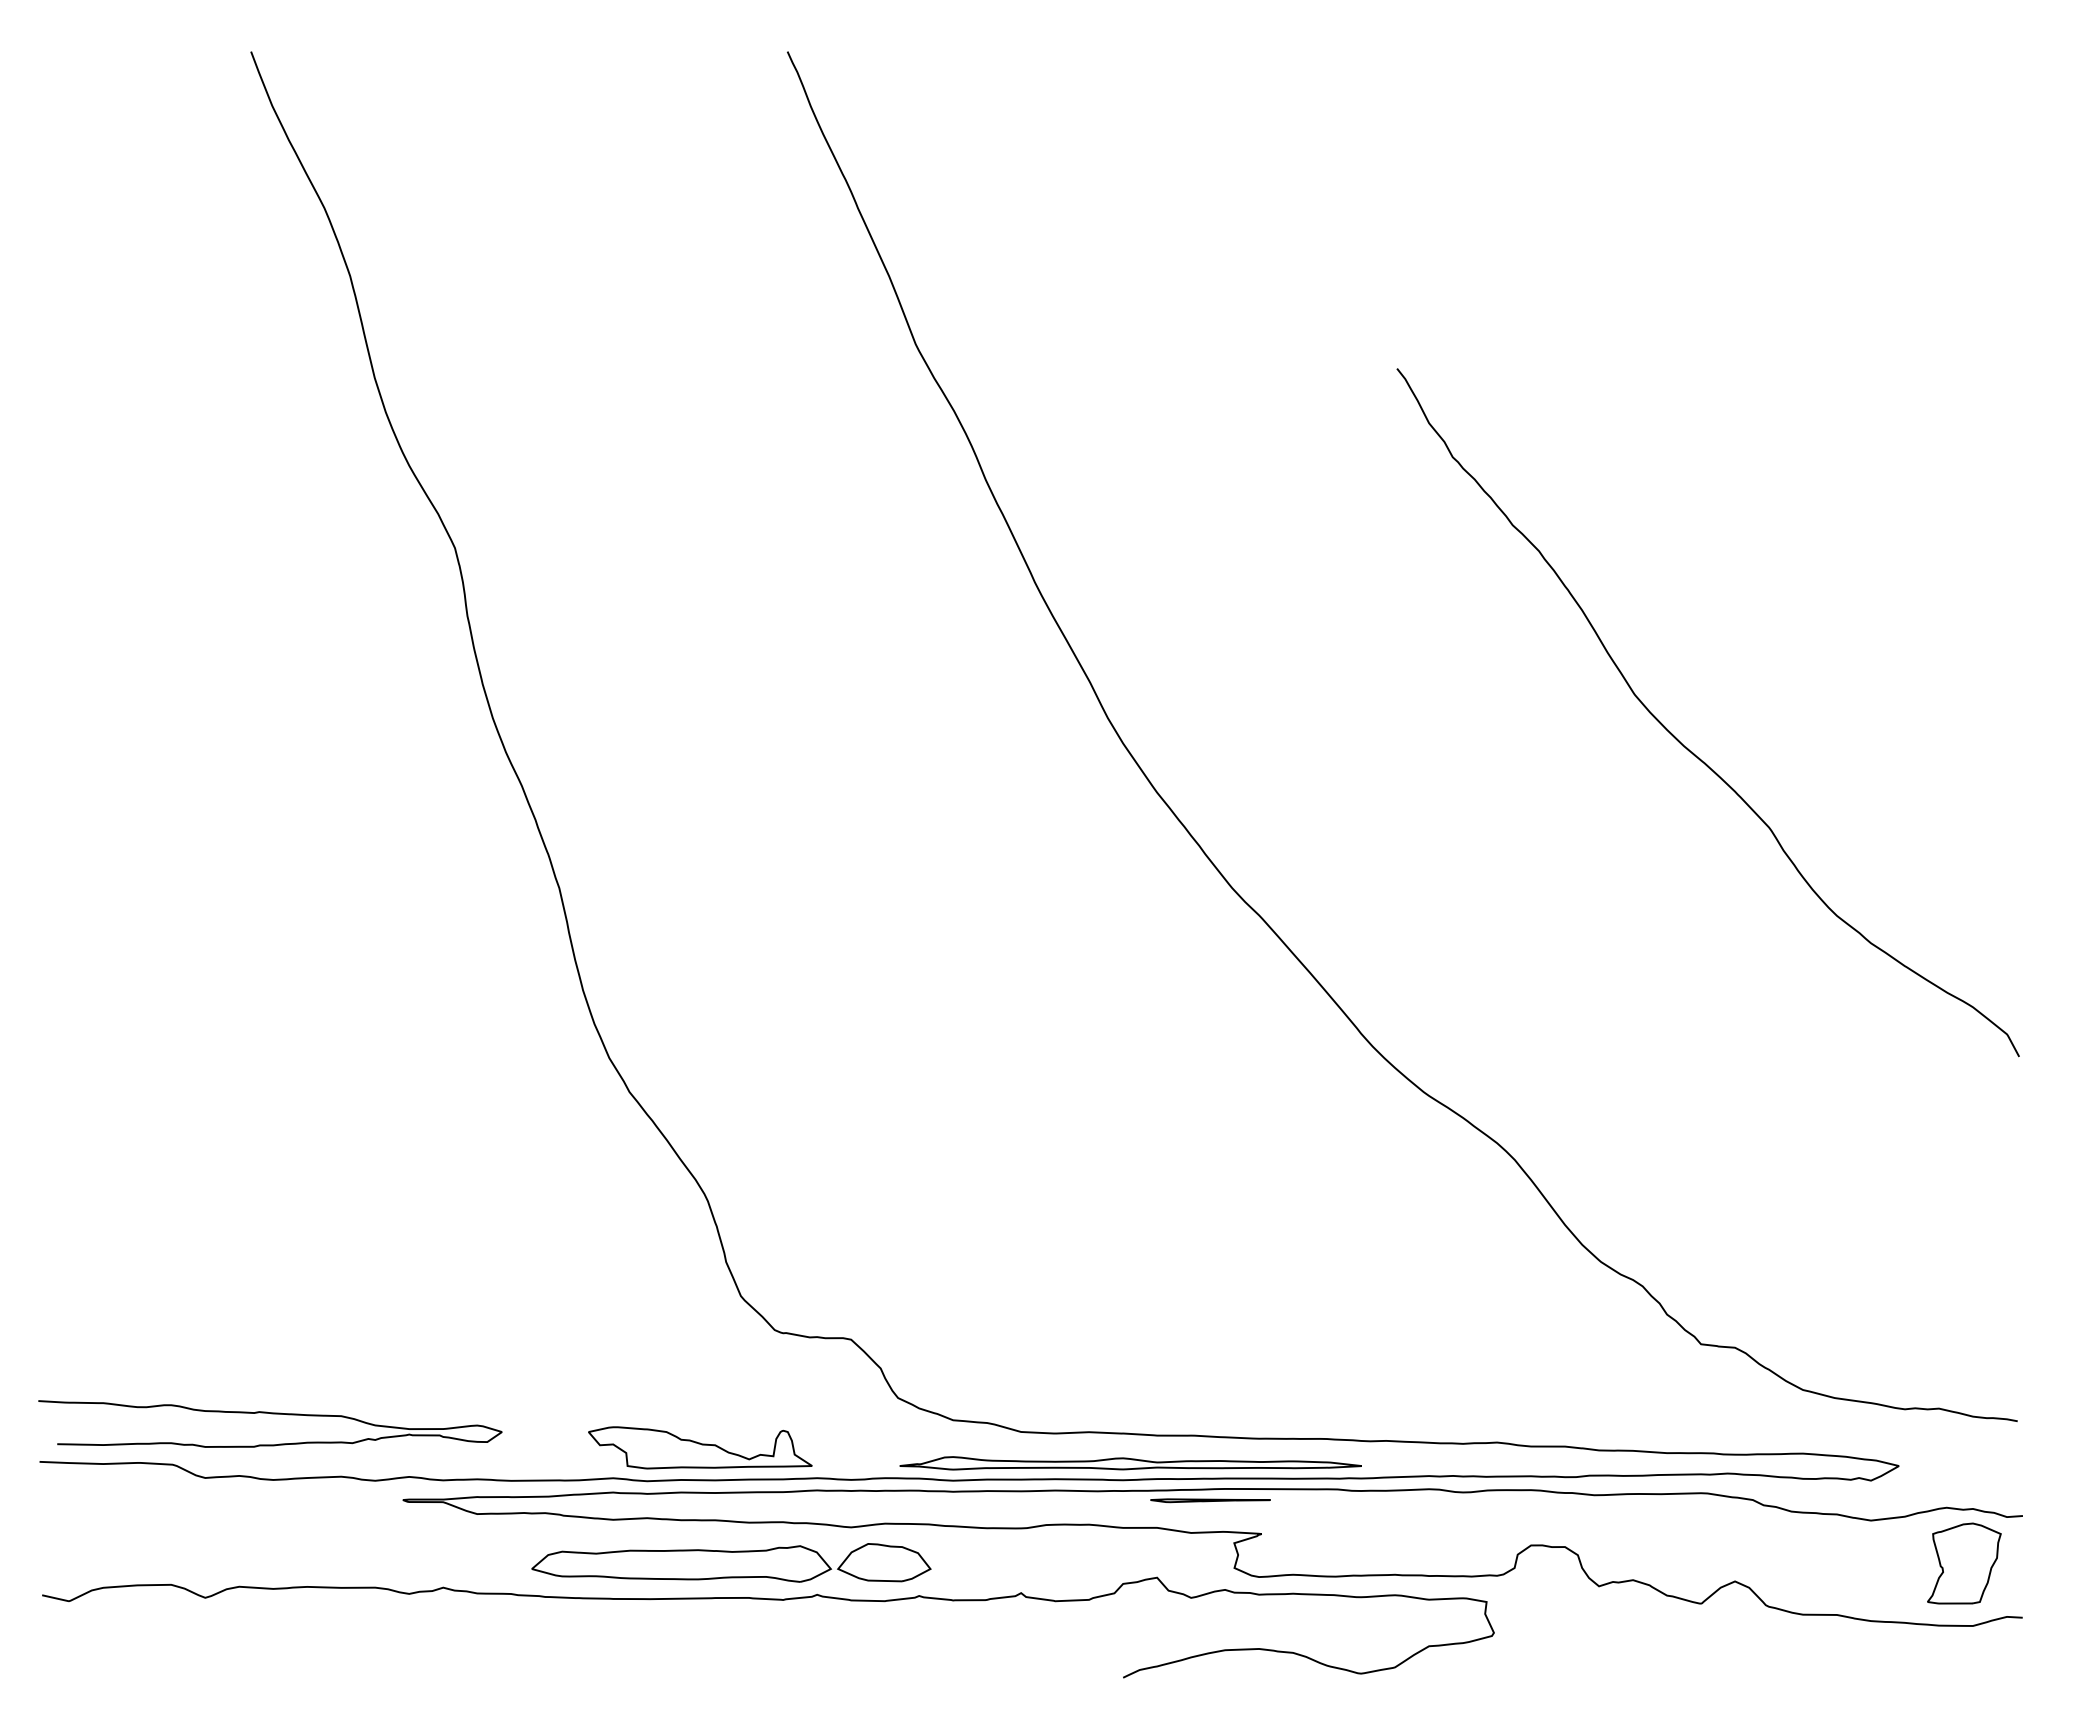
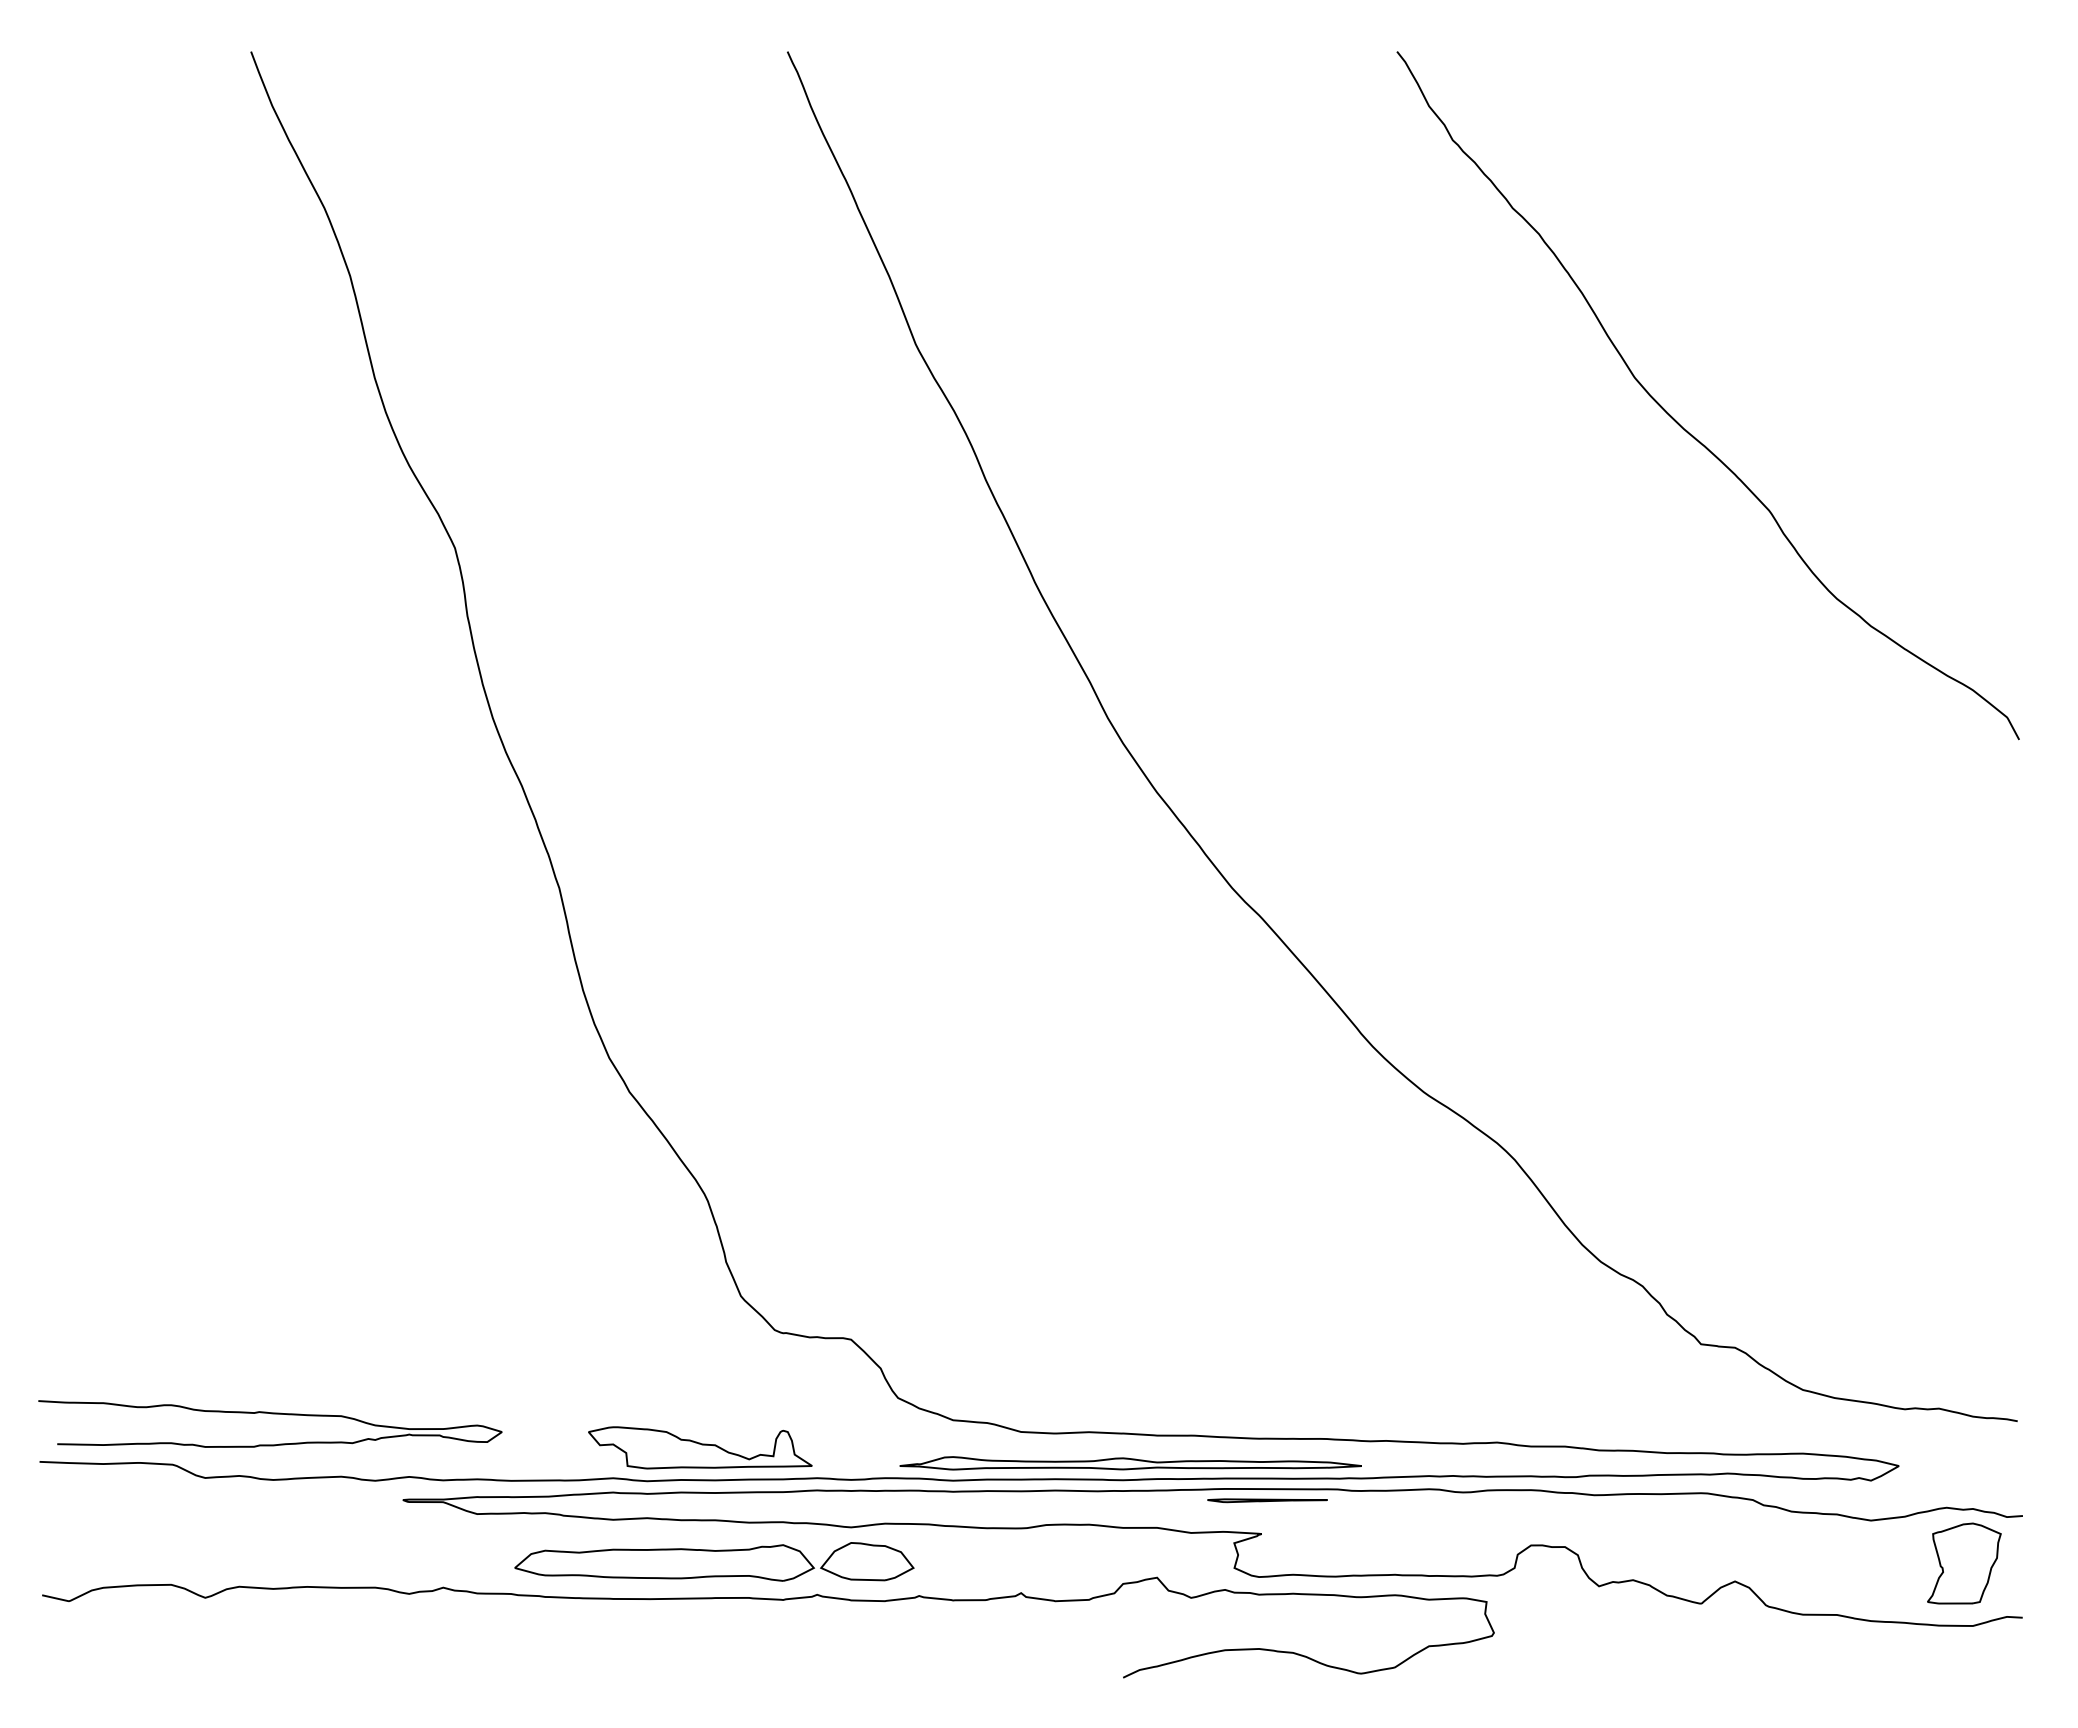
curve position: (1679, 740) -> (1679, 423) (1679, 423)
part position: (1210, 1500) -> (1267, 1500) (1267, 1500)
part position: (731, 1562) -> (714, 1561) (714, 1561)
